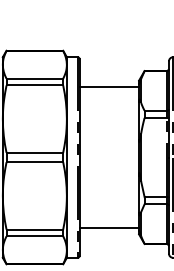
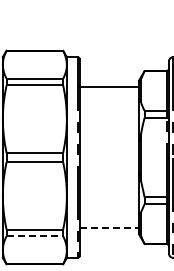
line: solid -> dashed (109, 228)
line: solid -> dashed (35, 236)
